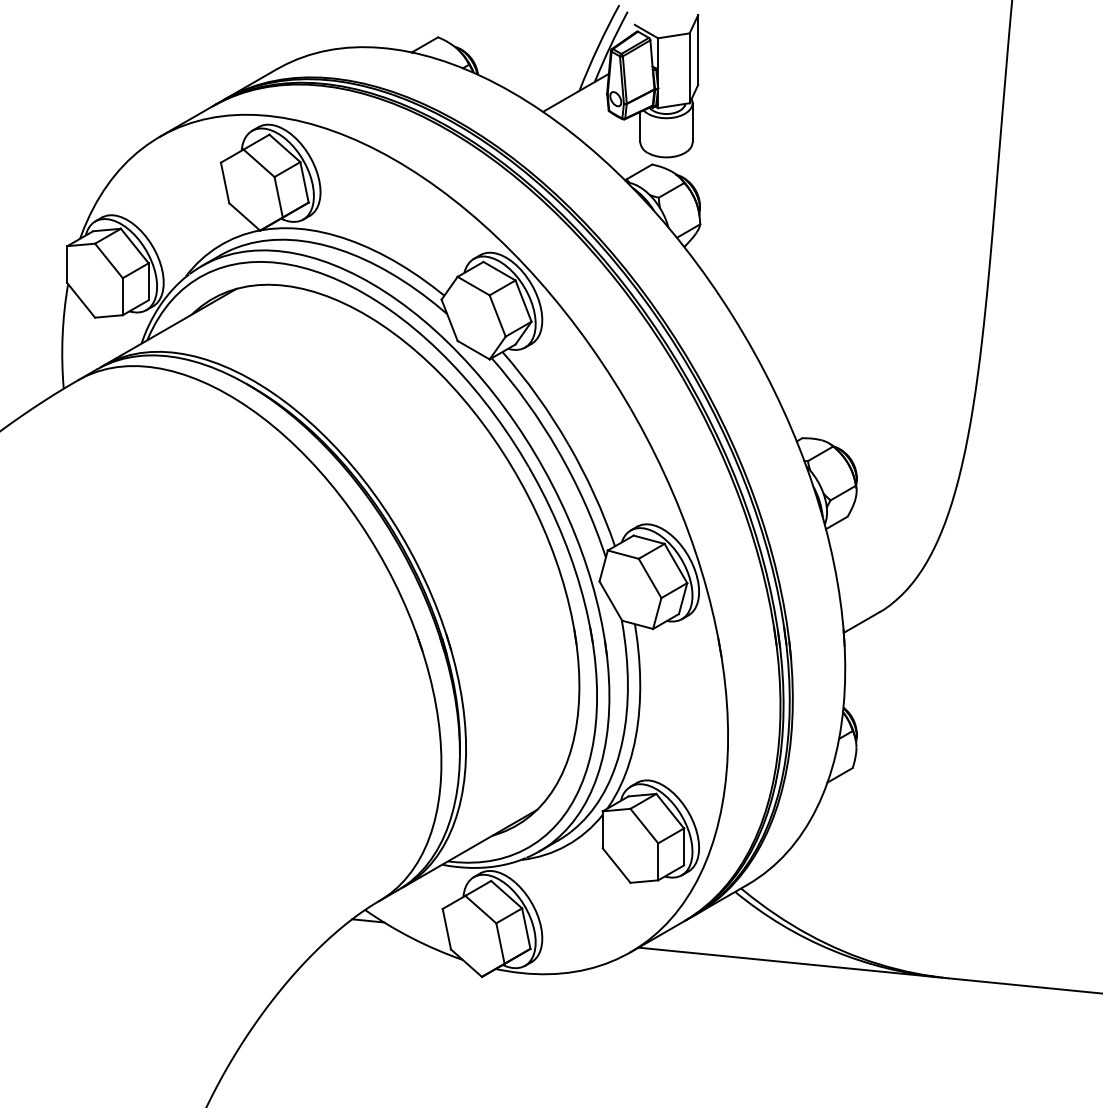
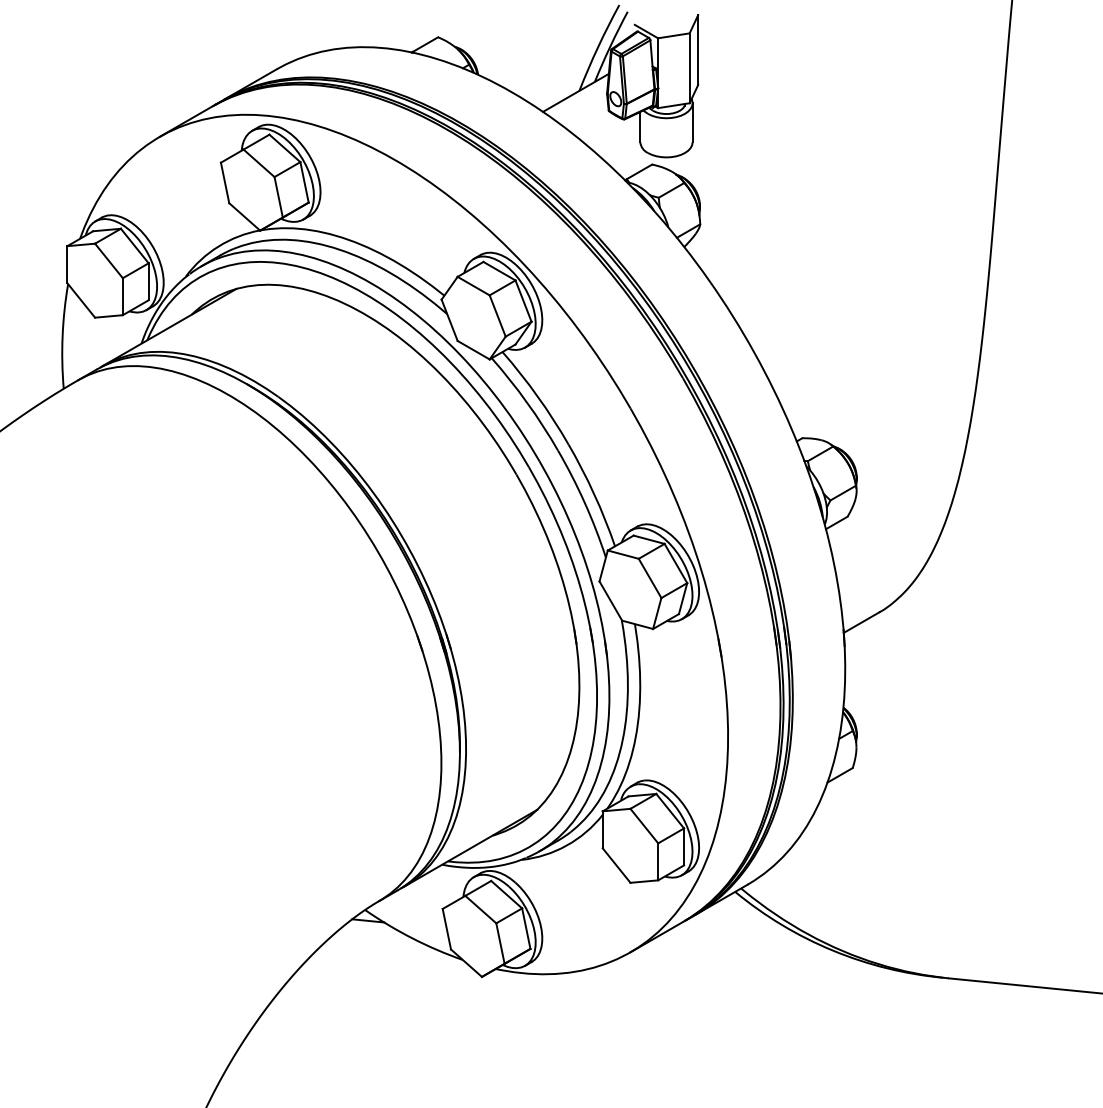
line: present -> none (787, 962)
